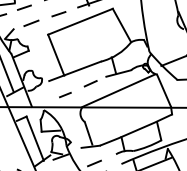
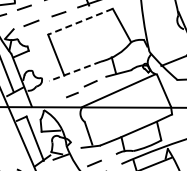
line: solid -> dashed (80, 21)
line: solid -> dashed (75, 71)
line position: (65, 95) -> (72, 95) (72, 95)
